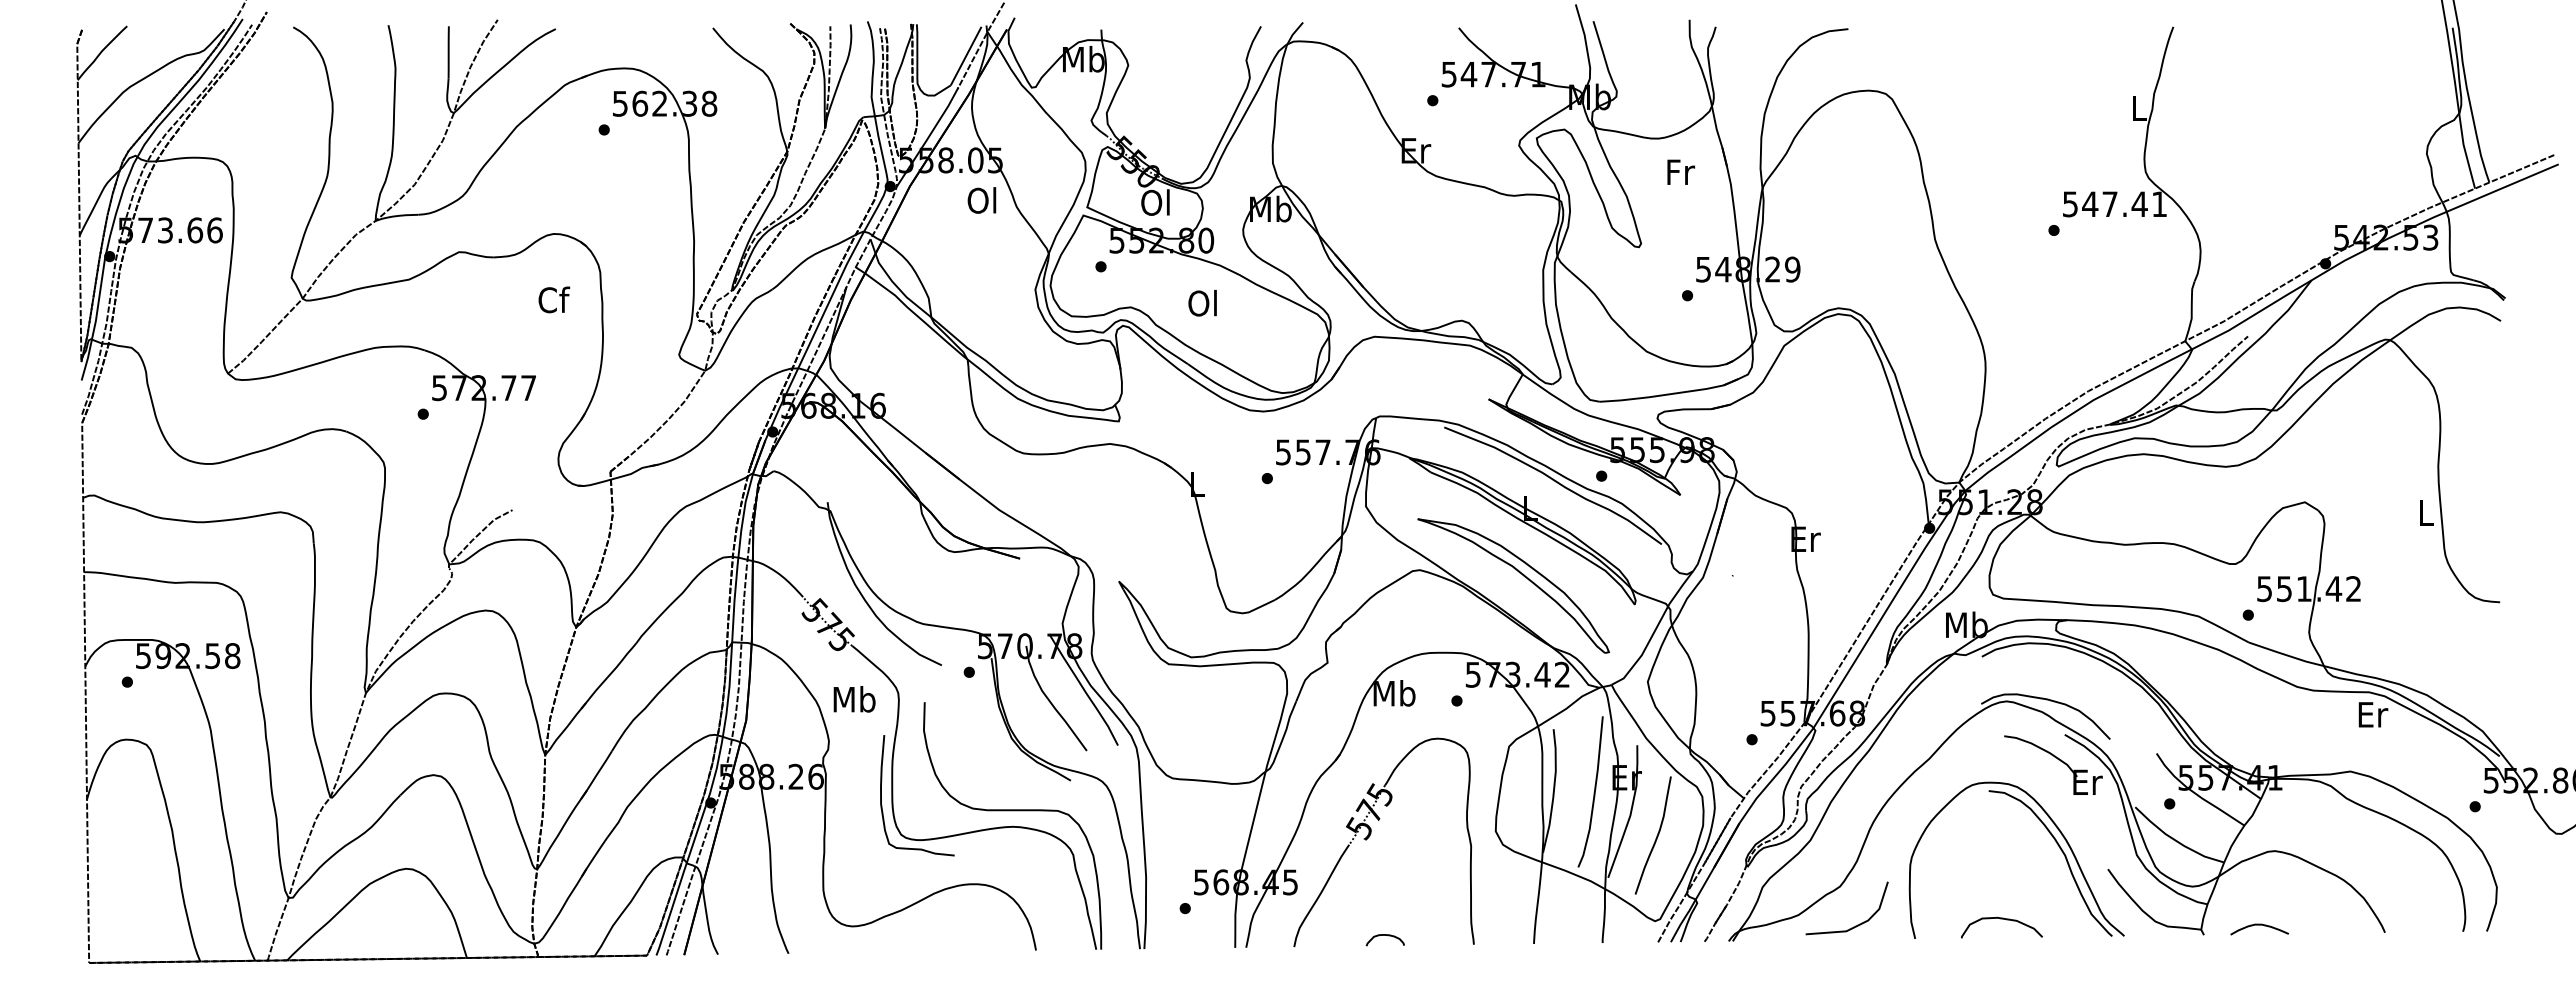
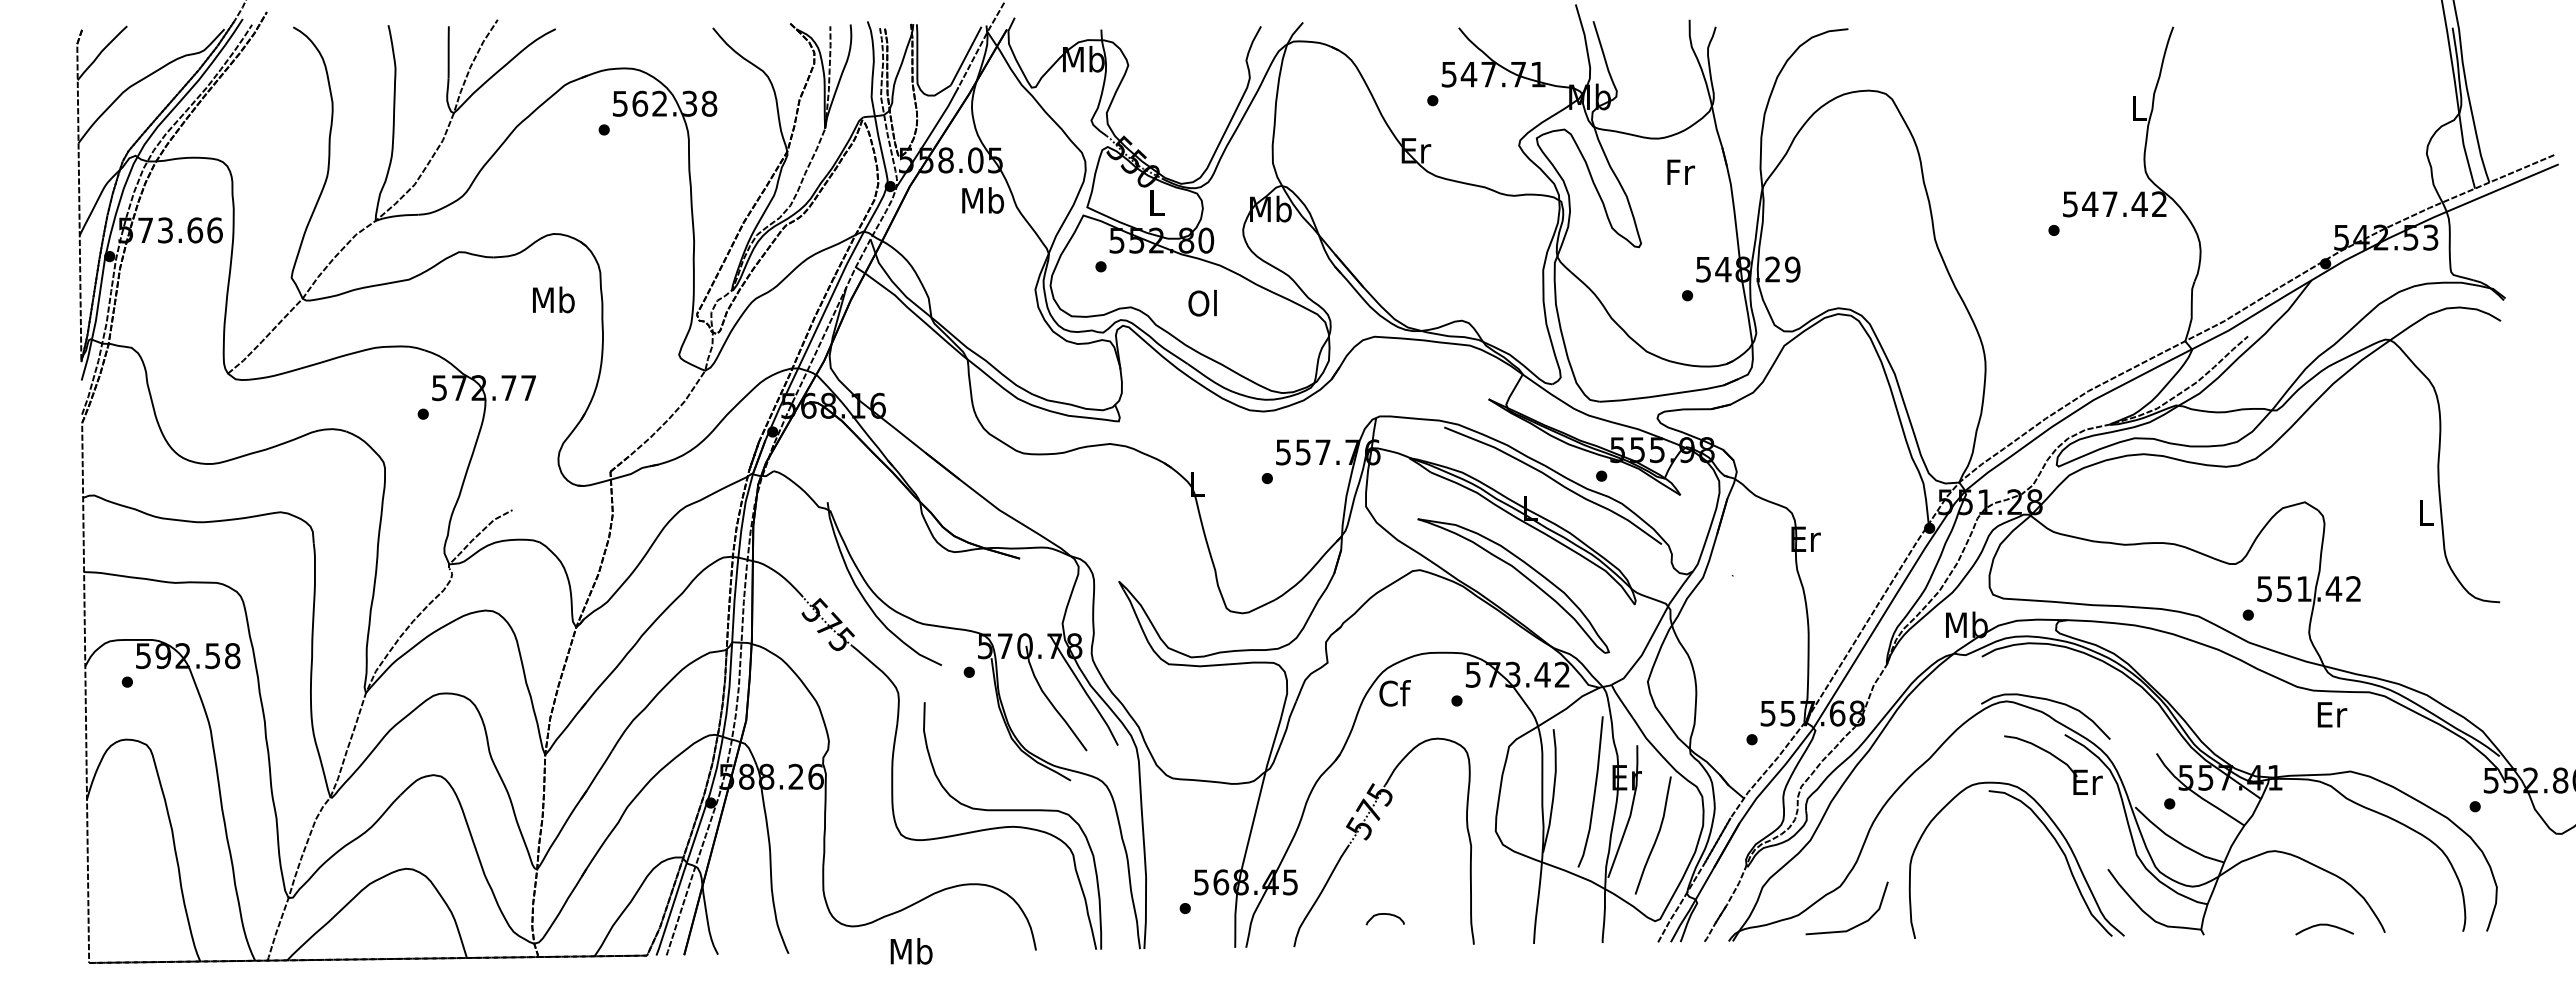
text: Ol -> Mb (983, 200)
text: Ol -> L (1155, 202)
text: 547.41 -> 547.42 (2159, 203)
text: Cf -> Mb (553, 299)
text: Mb -> Cf (1394, 693)
text position: (854, 699) -> (911, 951) (911, 951)
text position: (2373, 714) -> (2332, 714) (2332, 714)
curve: present -> none (881, 795)
curve: present -> none (2001, 919)
curve position: (2259, 925) -> (2324, 925) (2324, 925)
curve position: (1384, 935) -> (1384, 914) (1384, 914)
